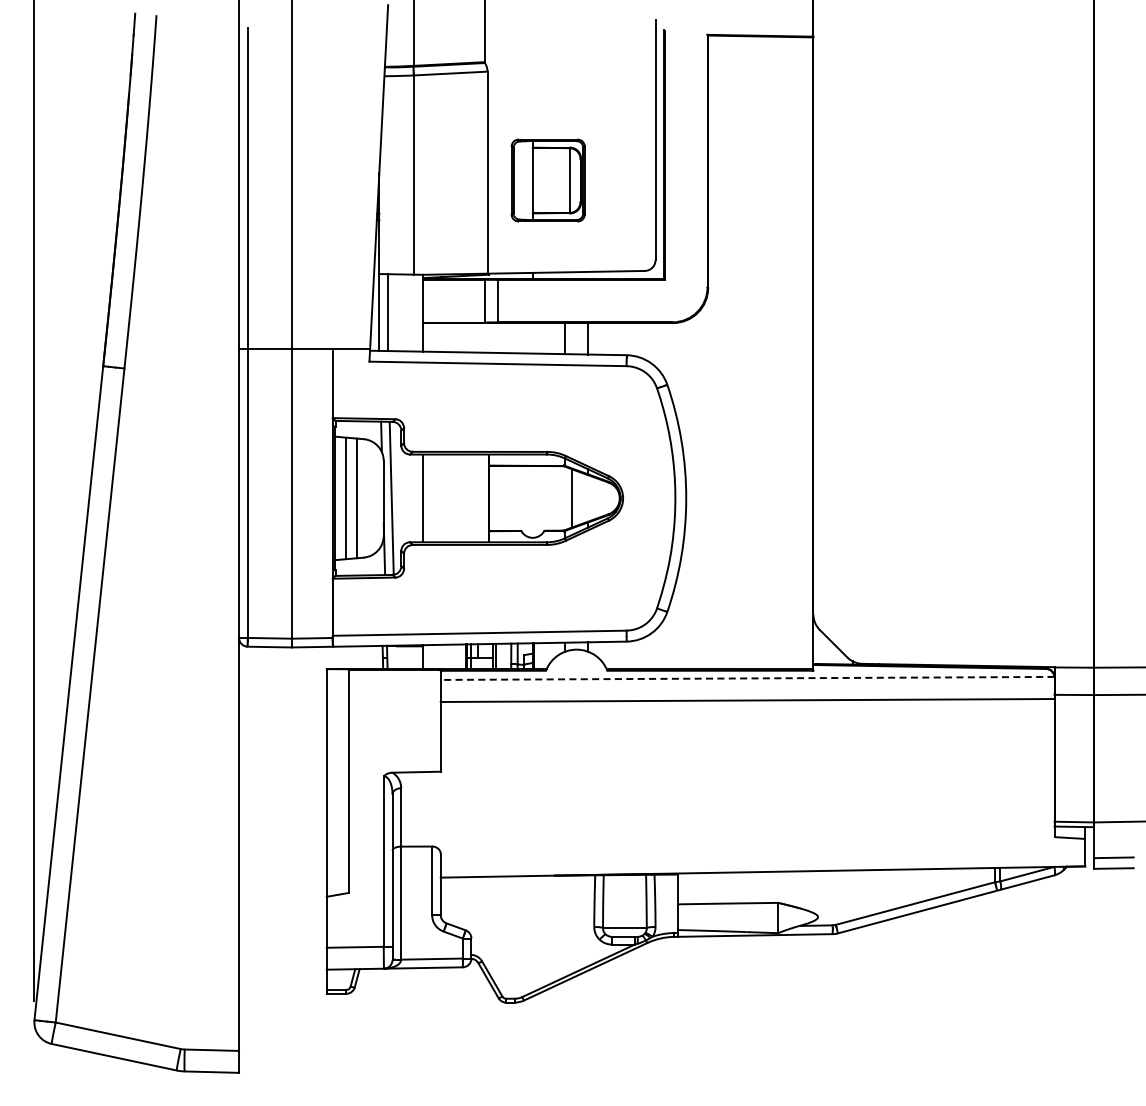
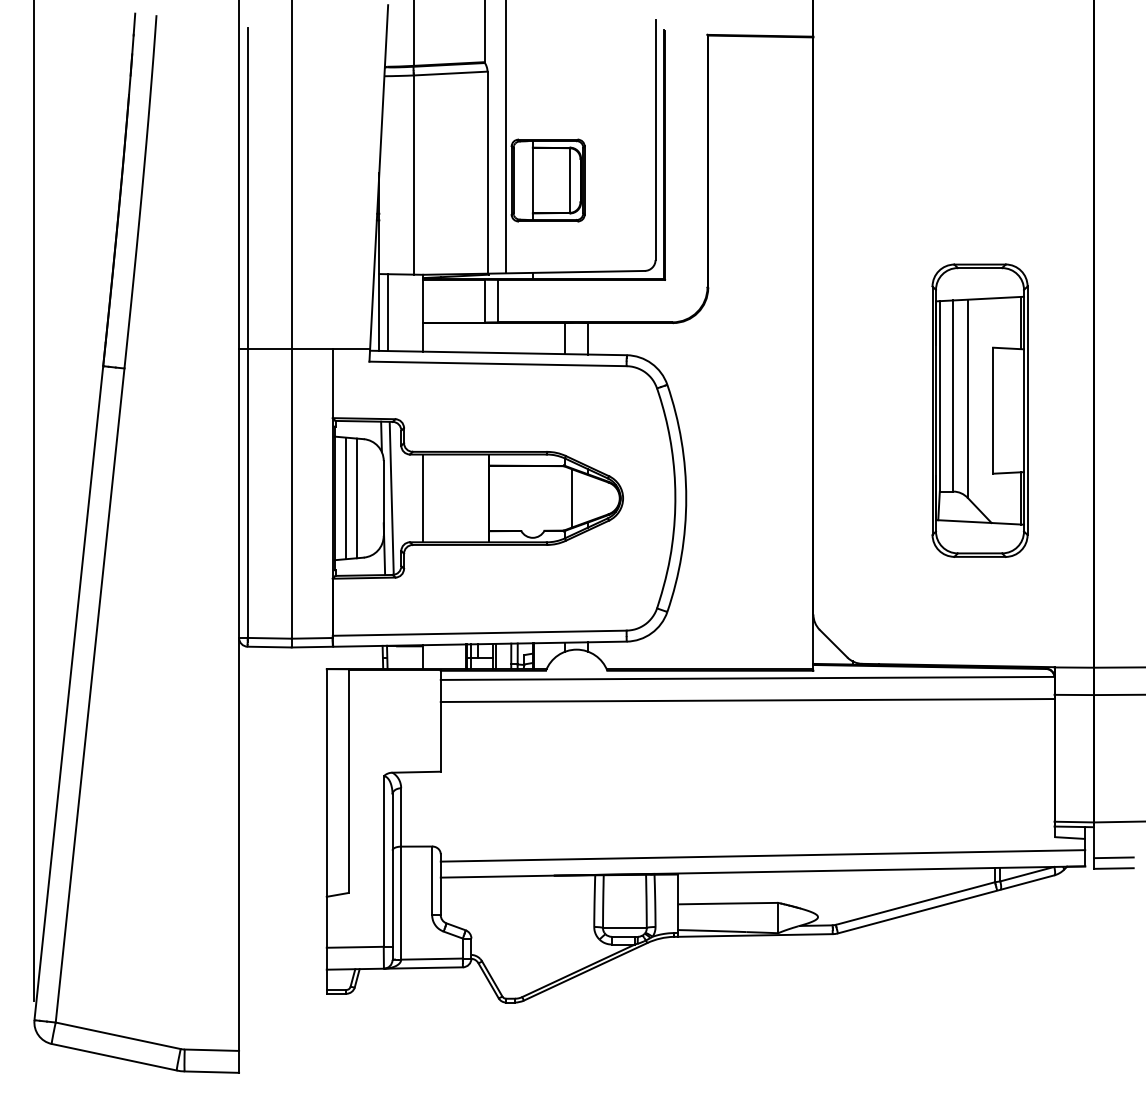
line: none -> present (506, 137)
part: none -> present (979, 410)
line: dashed -> solid (747, 678)
line: none -> present (762, 855)
